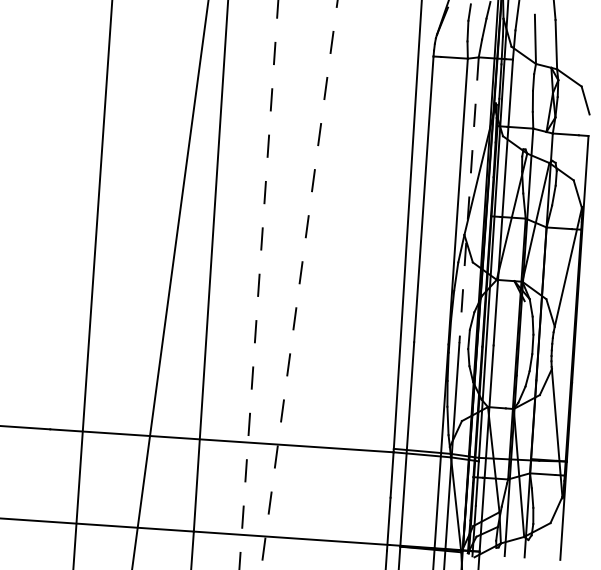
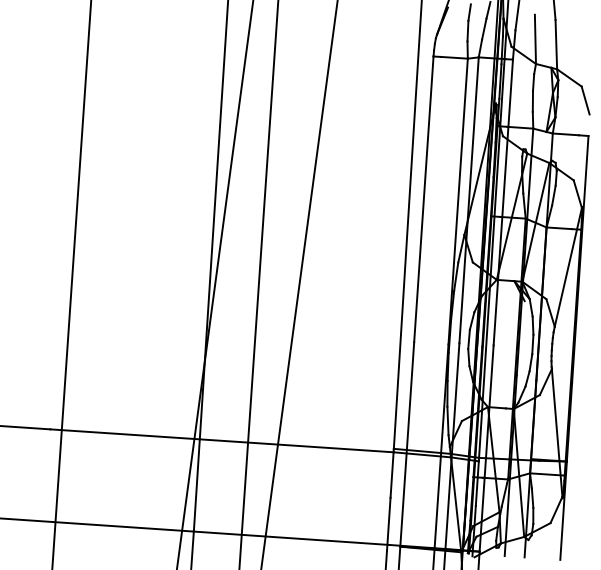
line: dashed -> solid (469, 200)
line position: (92, 284) -> (71, 284) (71, 284)
line position: (170, 284) -> (215, 284) (215, 284)
line: dashed -> solid (258, 285)
line: dashed -> solid (299, 285)
